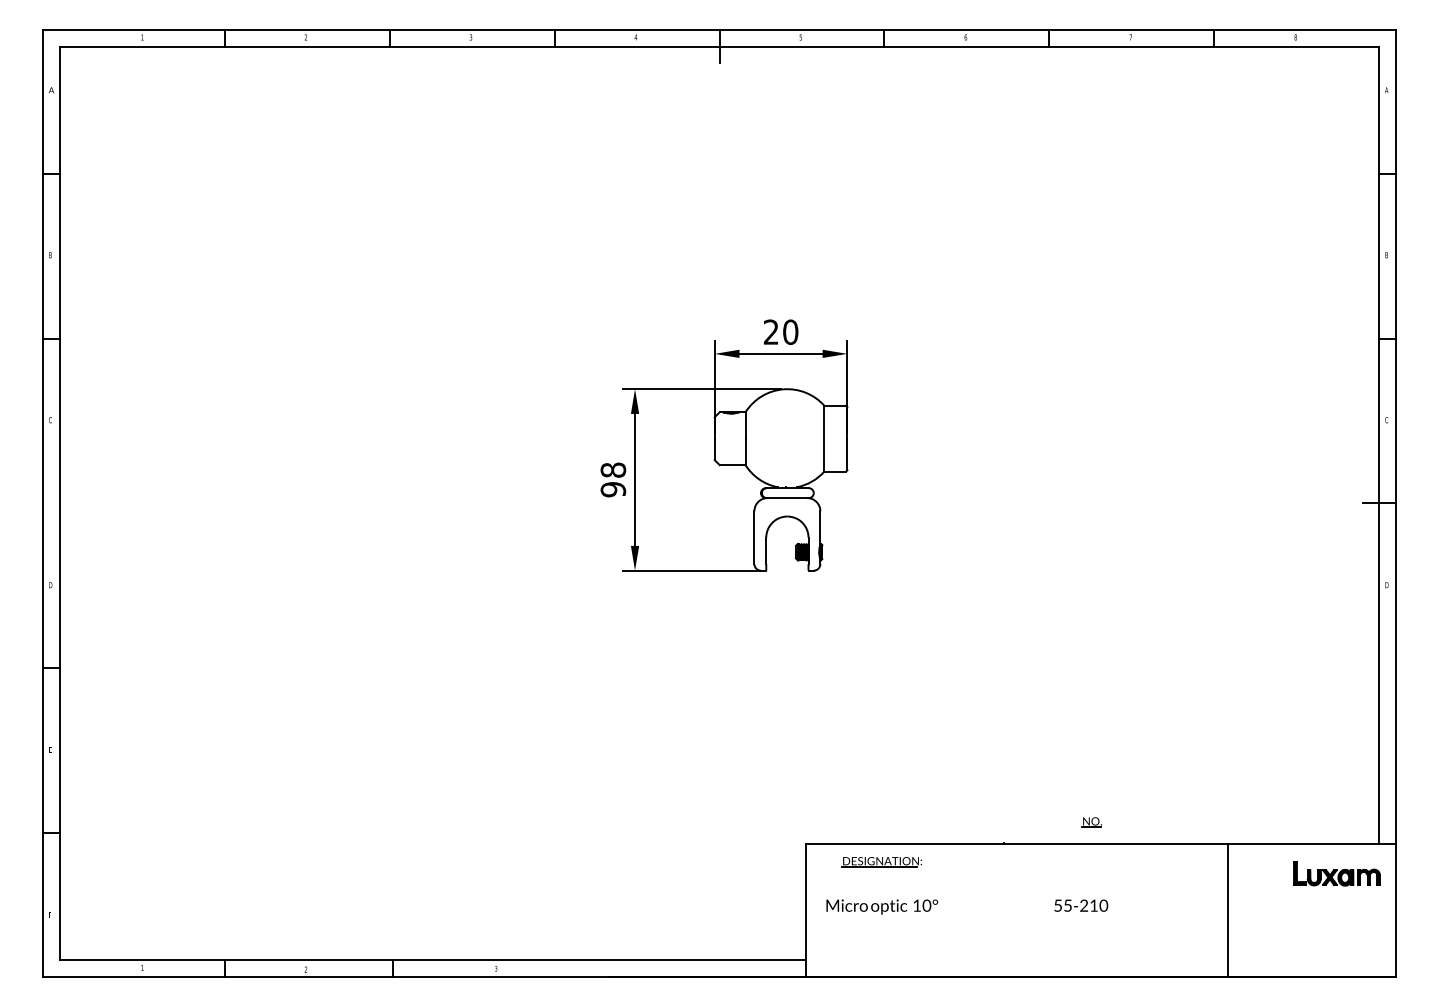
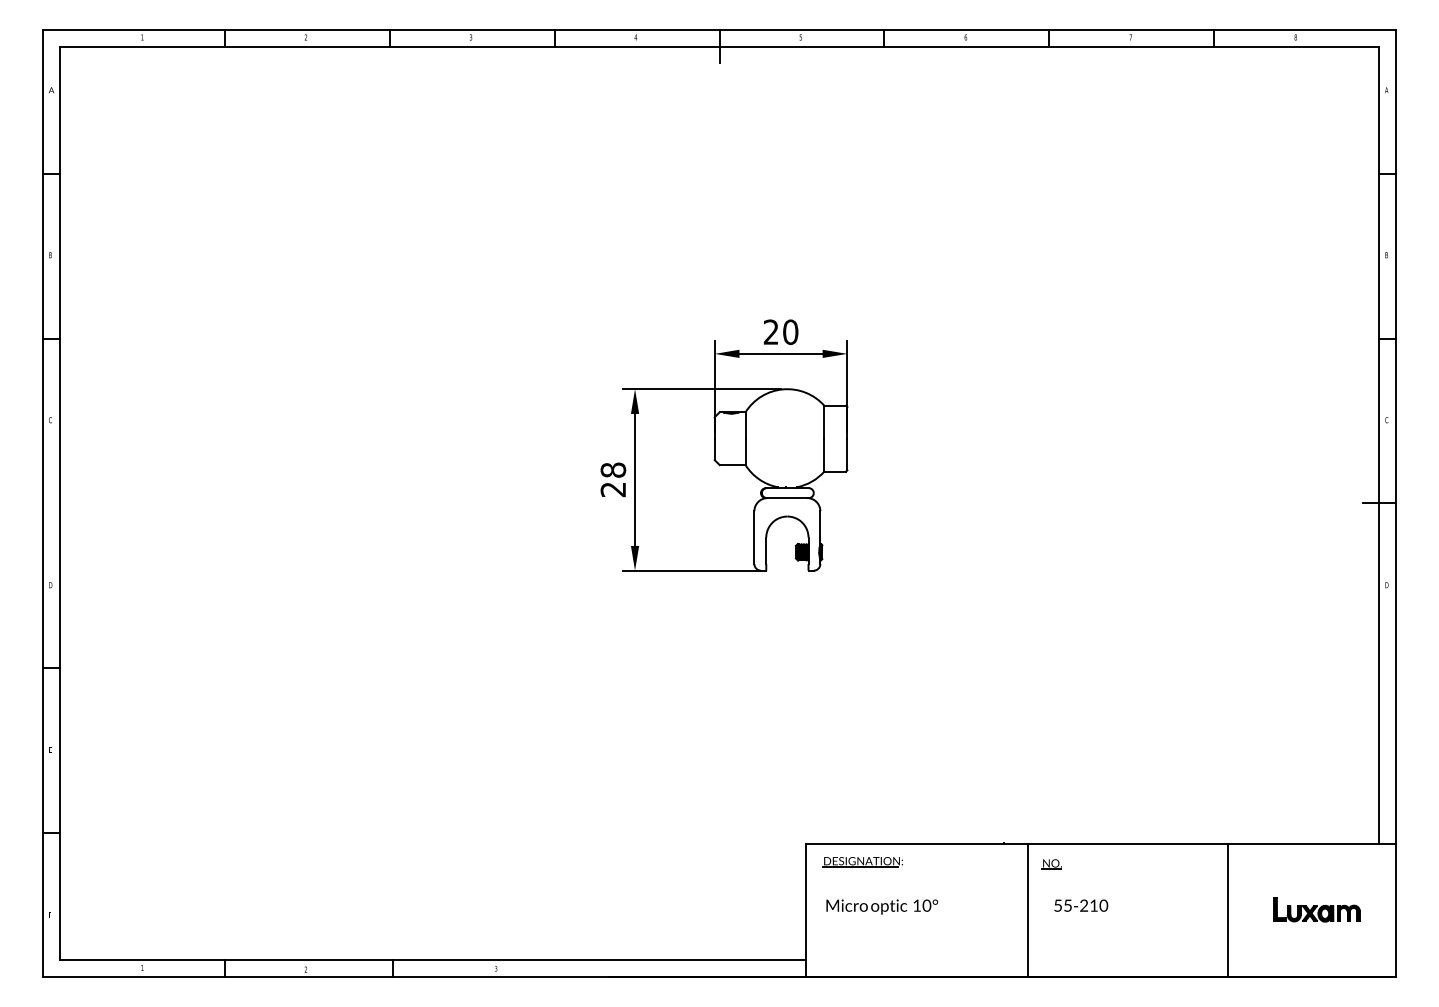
text: 98 -> 28 (613, 489)
part position: (1091, 822) -> (1051, 864) (1051, 864)
part position: (881, 862) -> (862, 862) (862, 862)
part position: (1336, 873) -> (1316, 909) (1316, 909)
line: none -> present (1027, 909)
